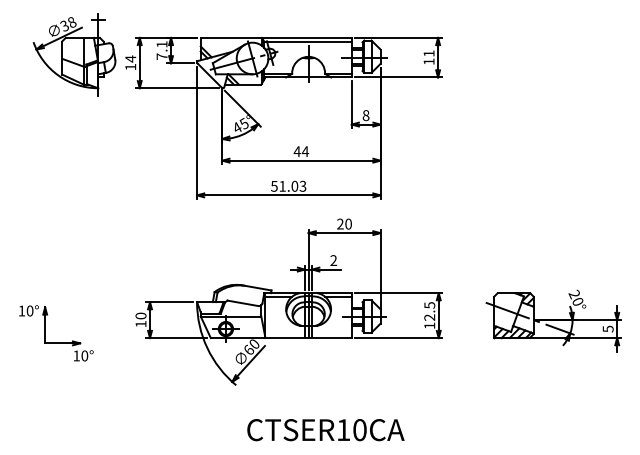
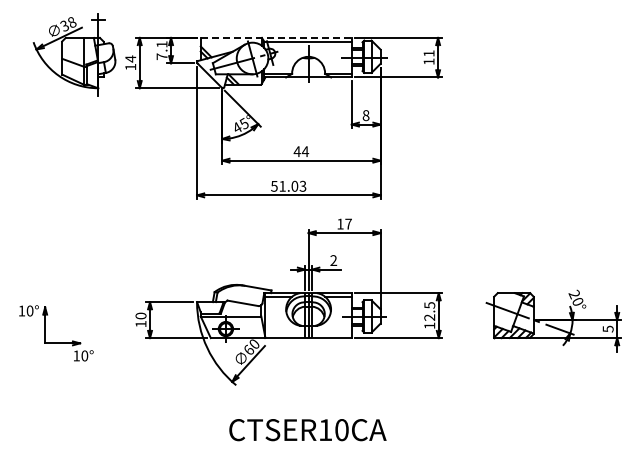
line: solid -> dashed (276, 37)
text: 20 -> 17 (344, 223)
text position: (325, 430) -> (307, 430) (307, 430)
